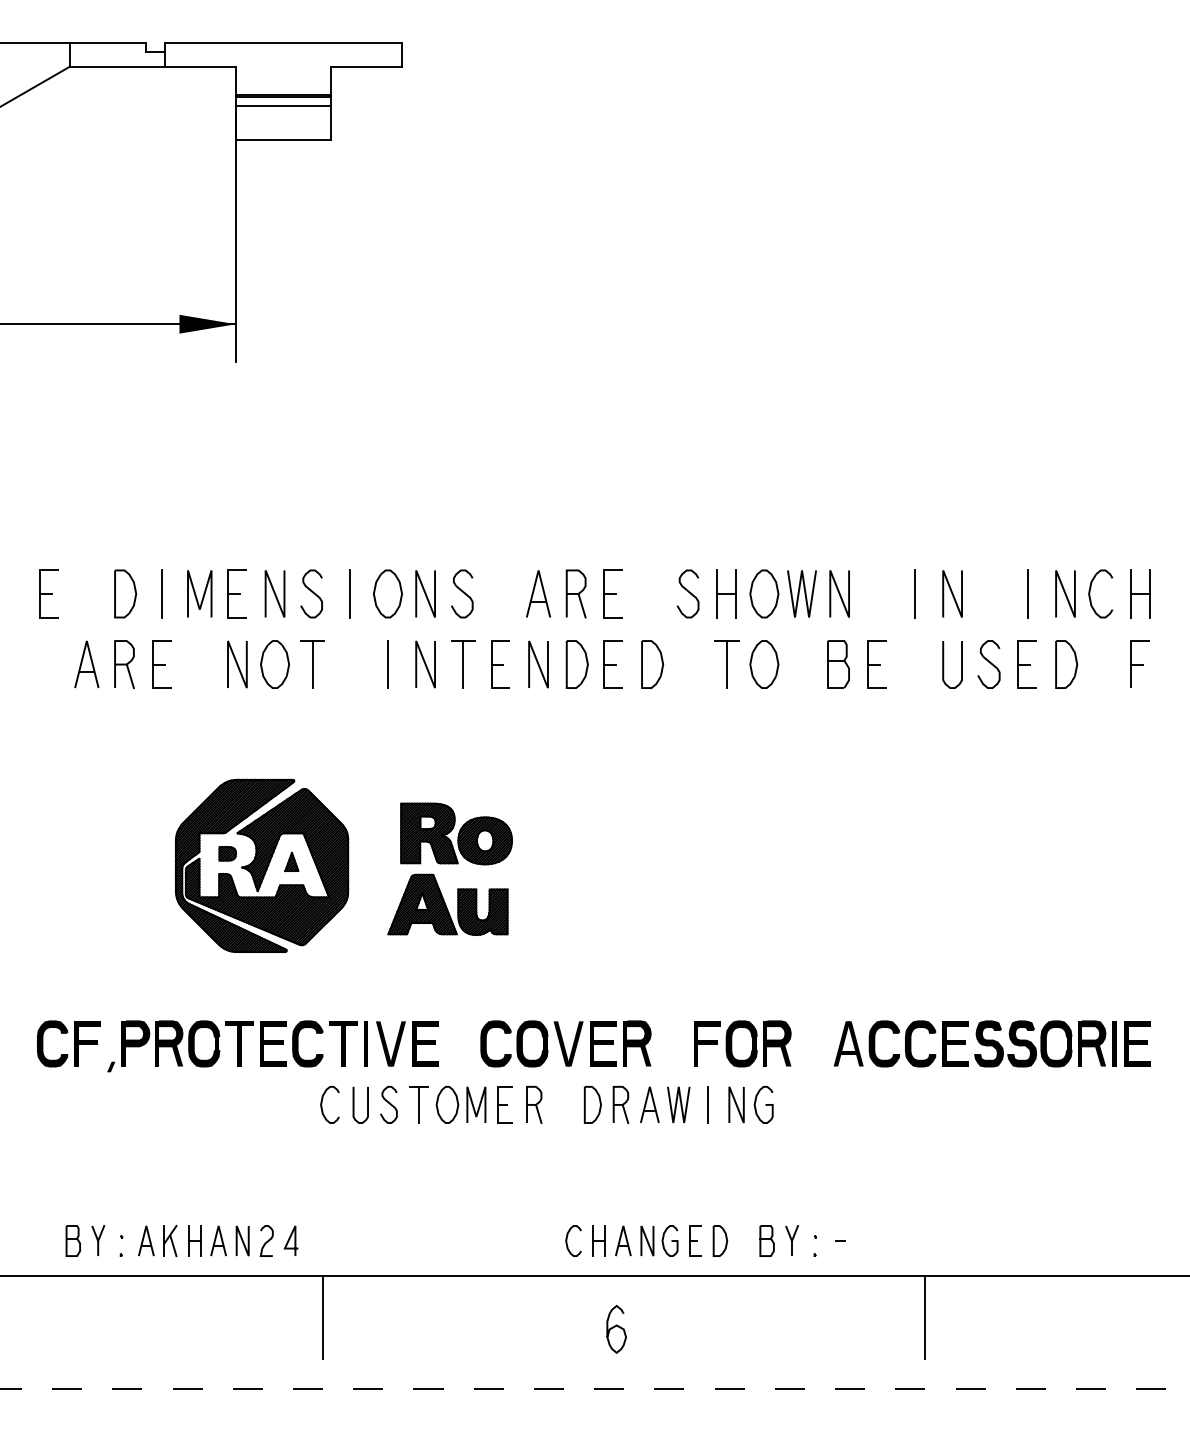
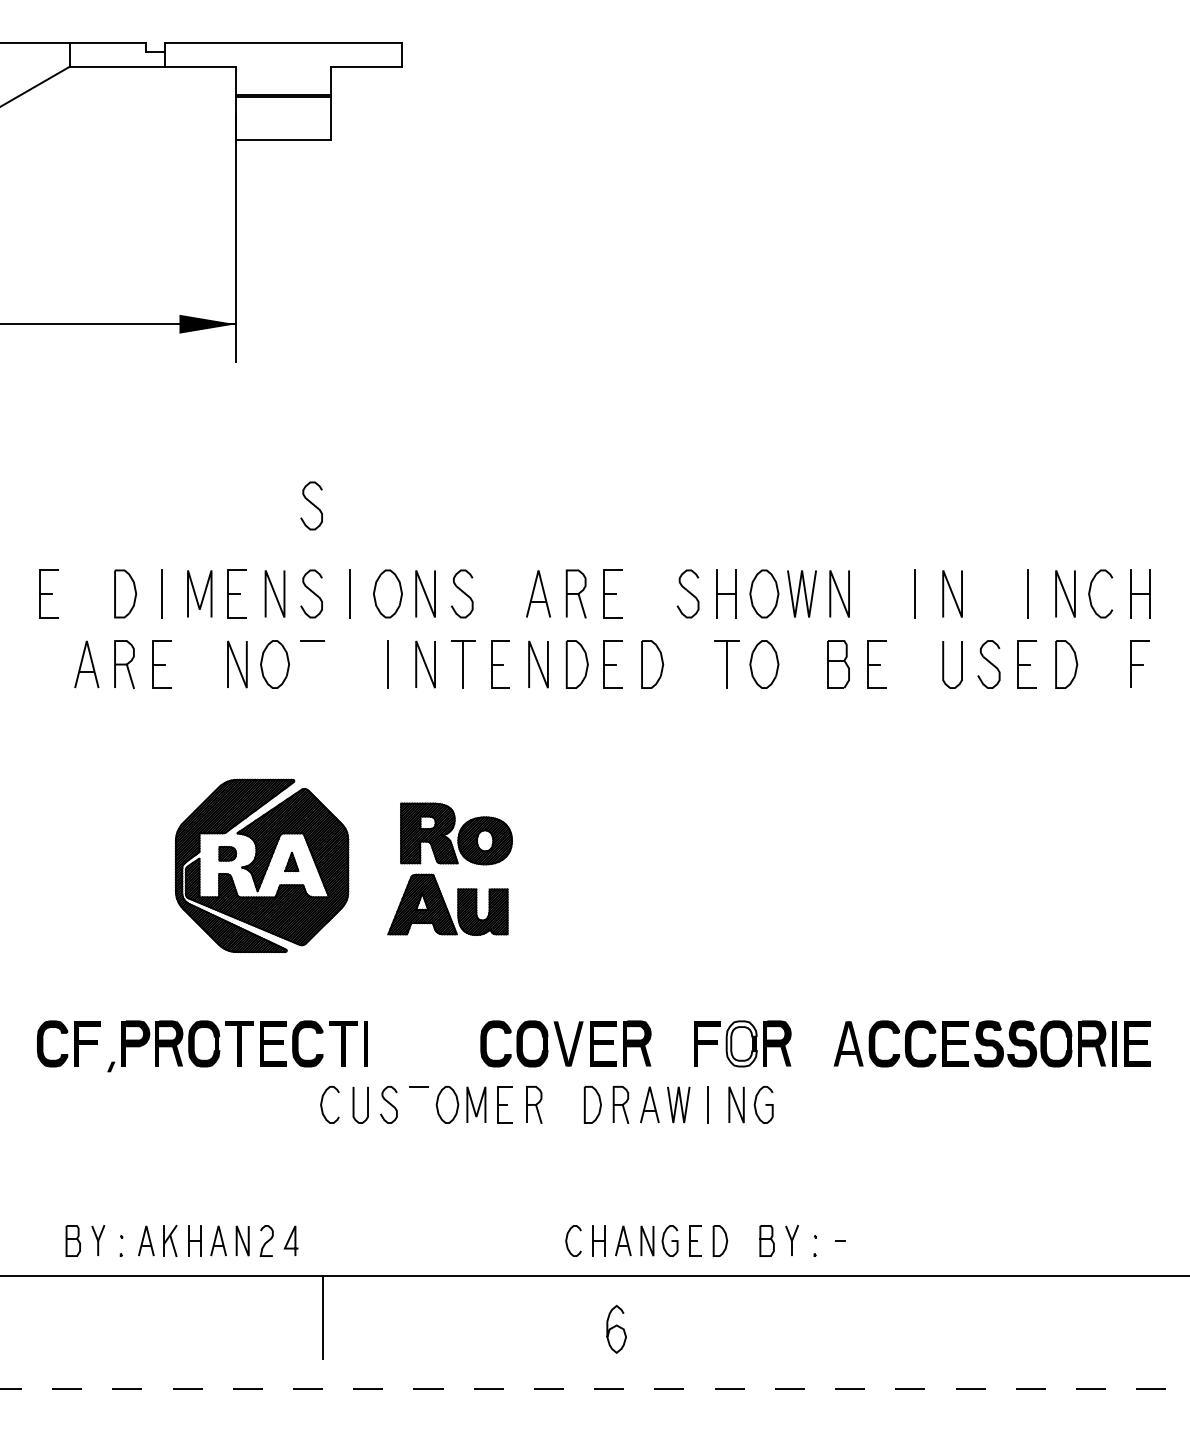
line: present -> none (282, 106)
curve: none -> present (311, 504)
line: present -> none (312, 664)
part: present -> none (407, 1043)
fill: present -> none (741, 1043)
line: present -> none (418, 1104)
line: present -> none (925, 1317)
